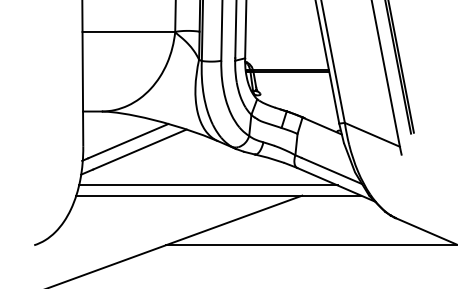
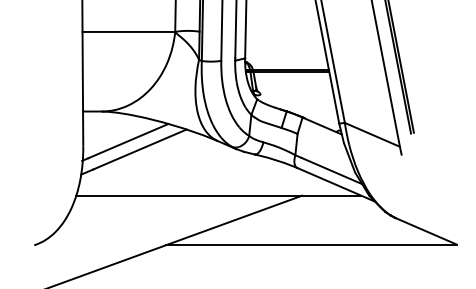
line: present -> none (207, 185)
